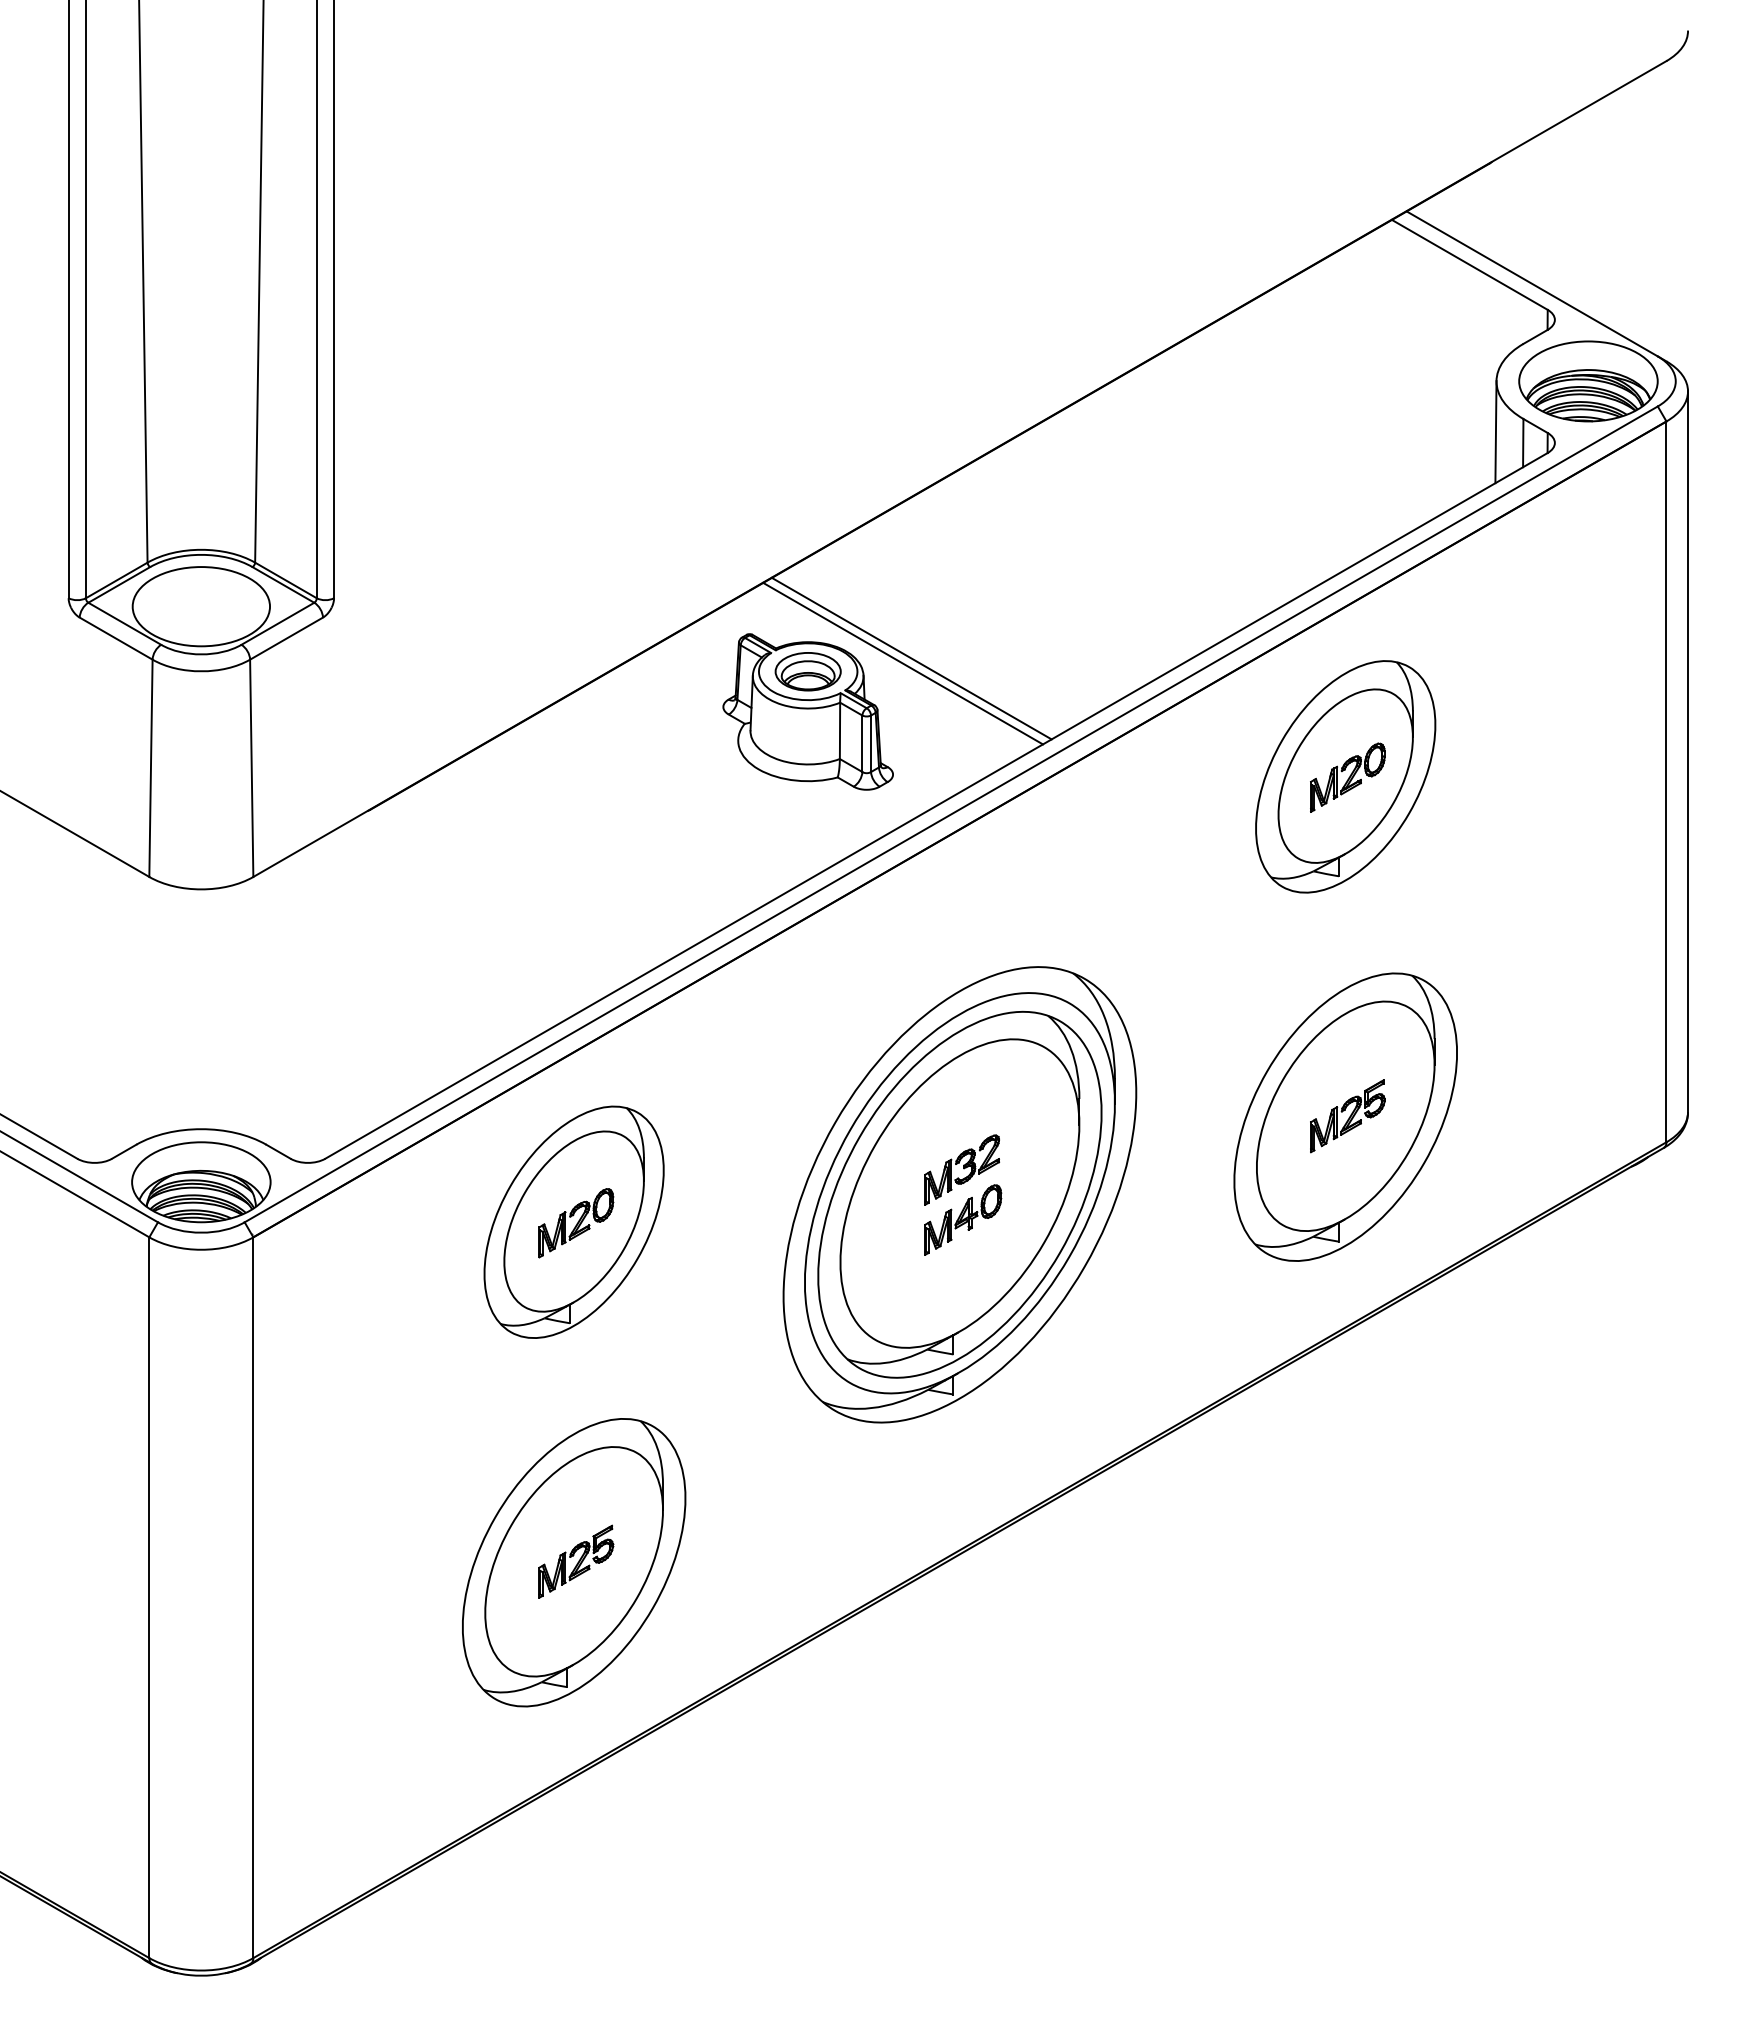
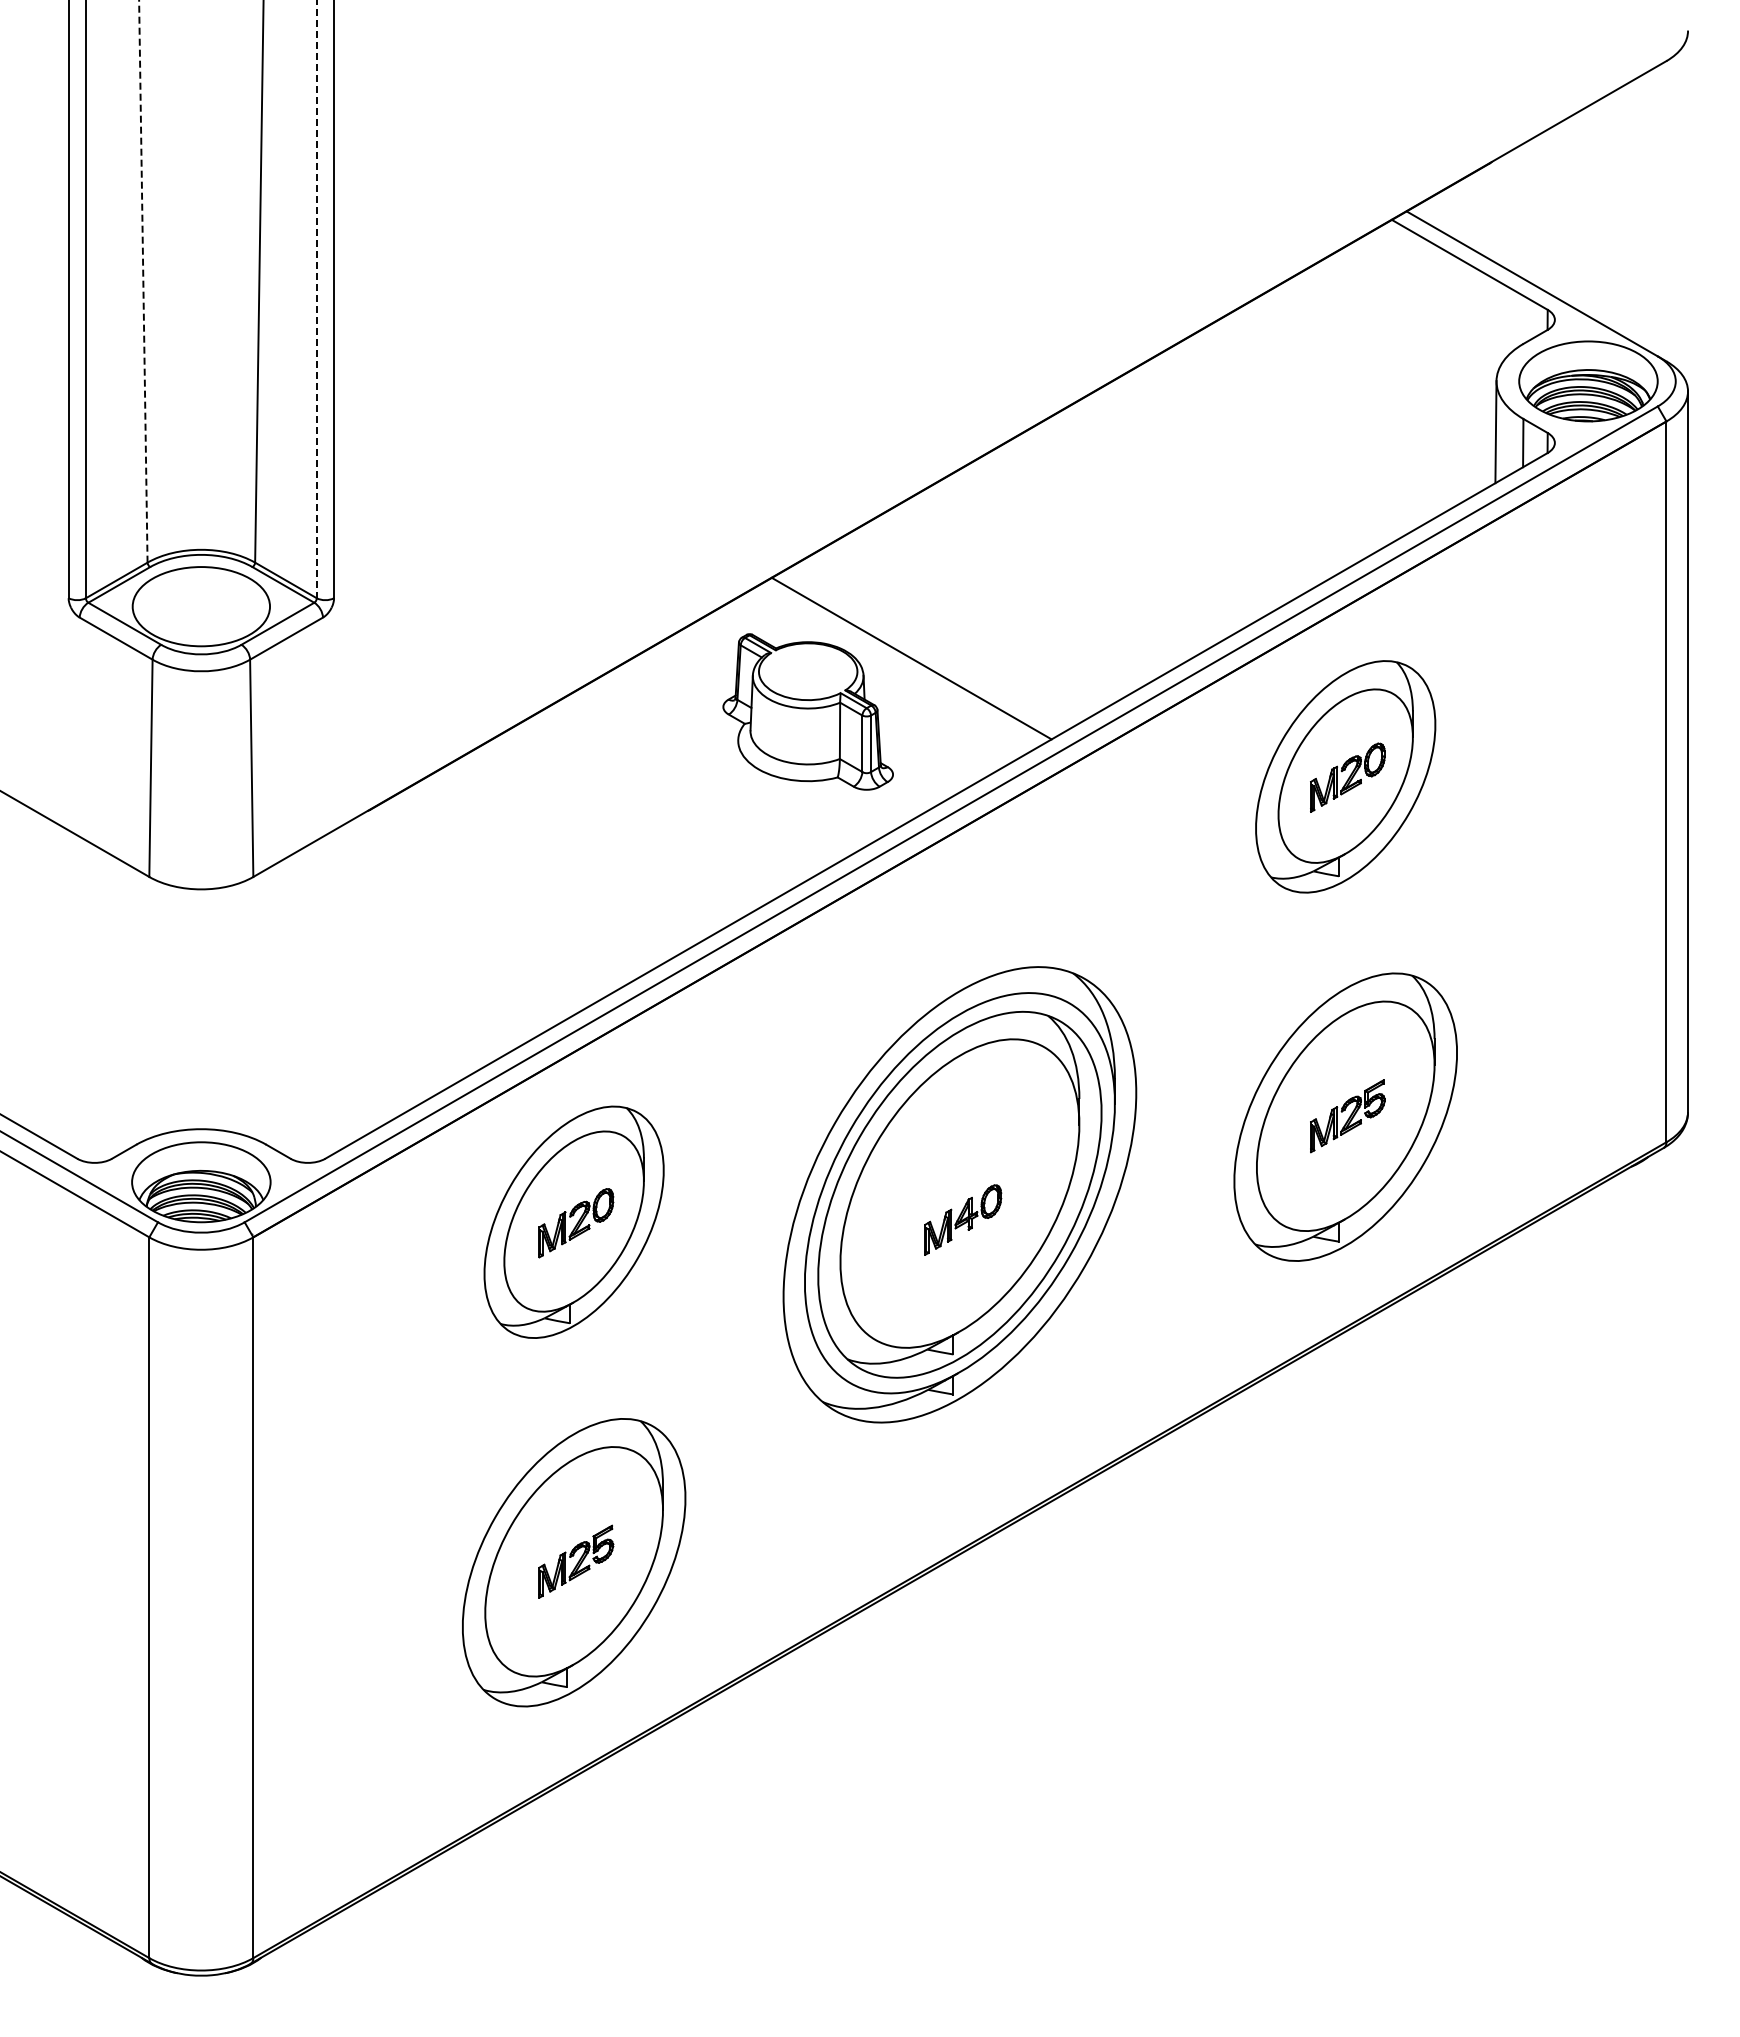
line: solid -> dashed (143, 281)
line: solid -> dashed (316, 299)
line: present -> none (903, 663)
part: present -> none (807, 671)
part: present -> none (962, 1169)
